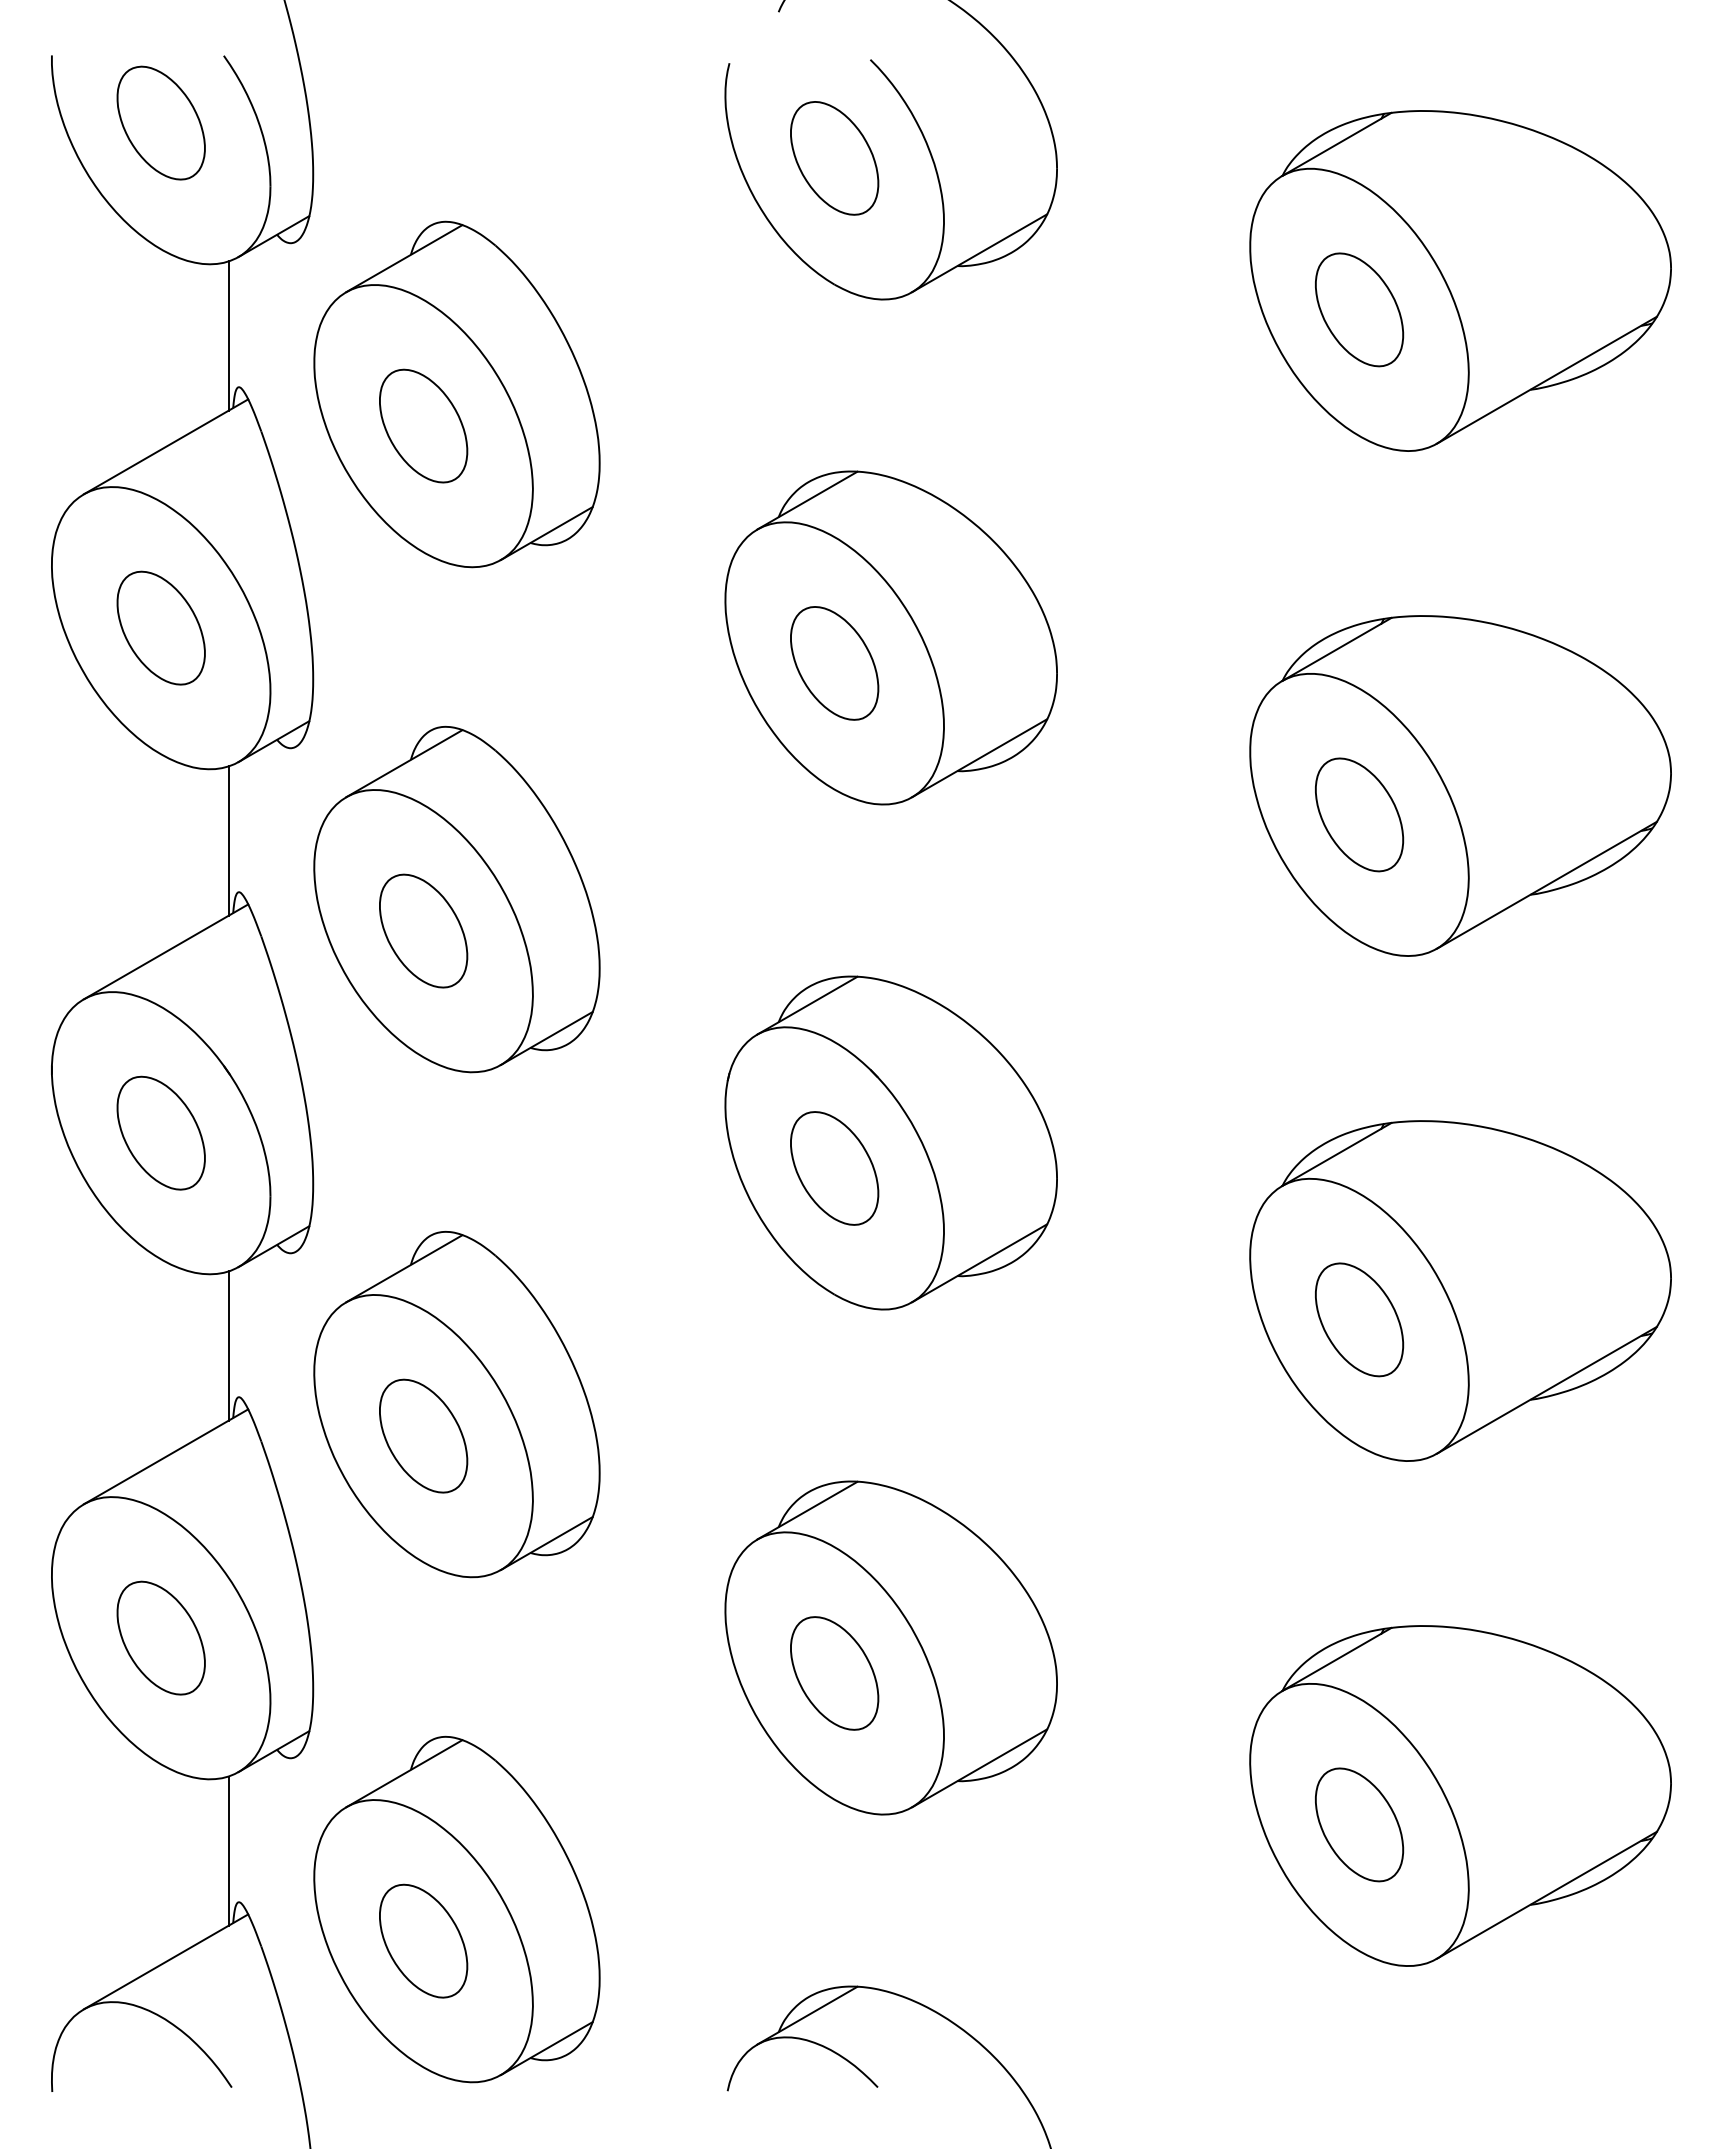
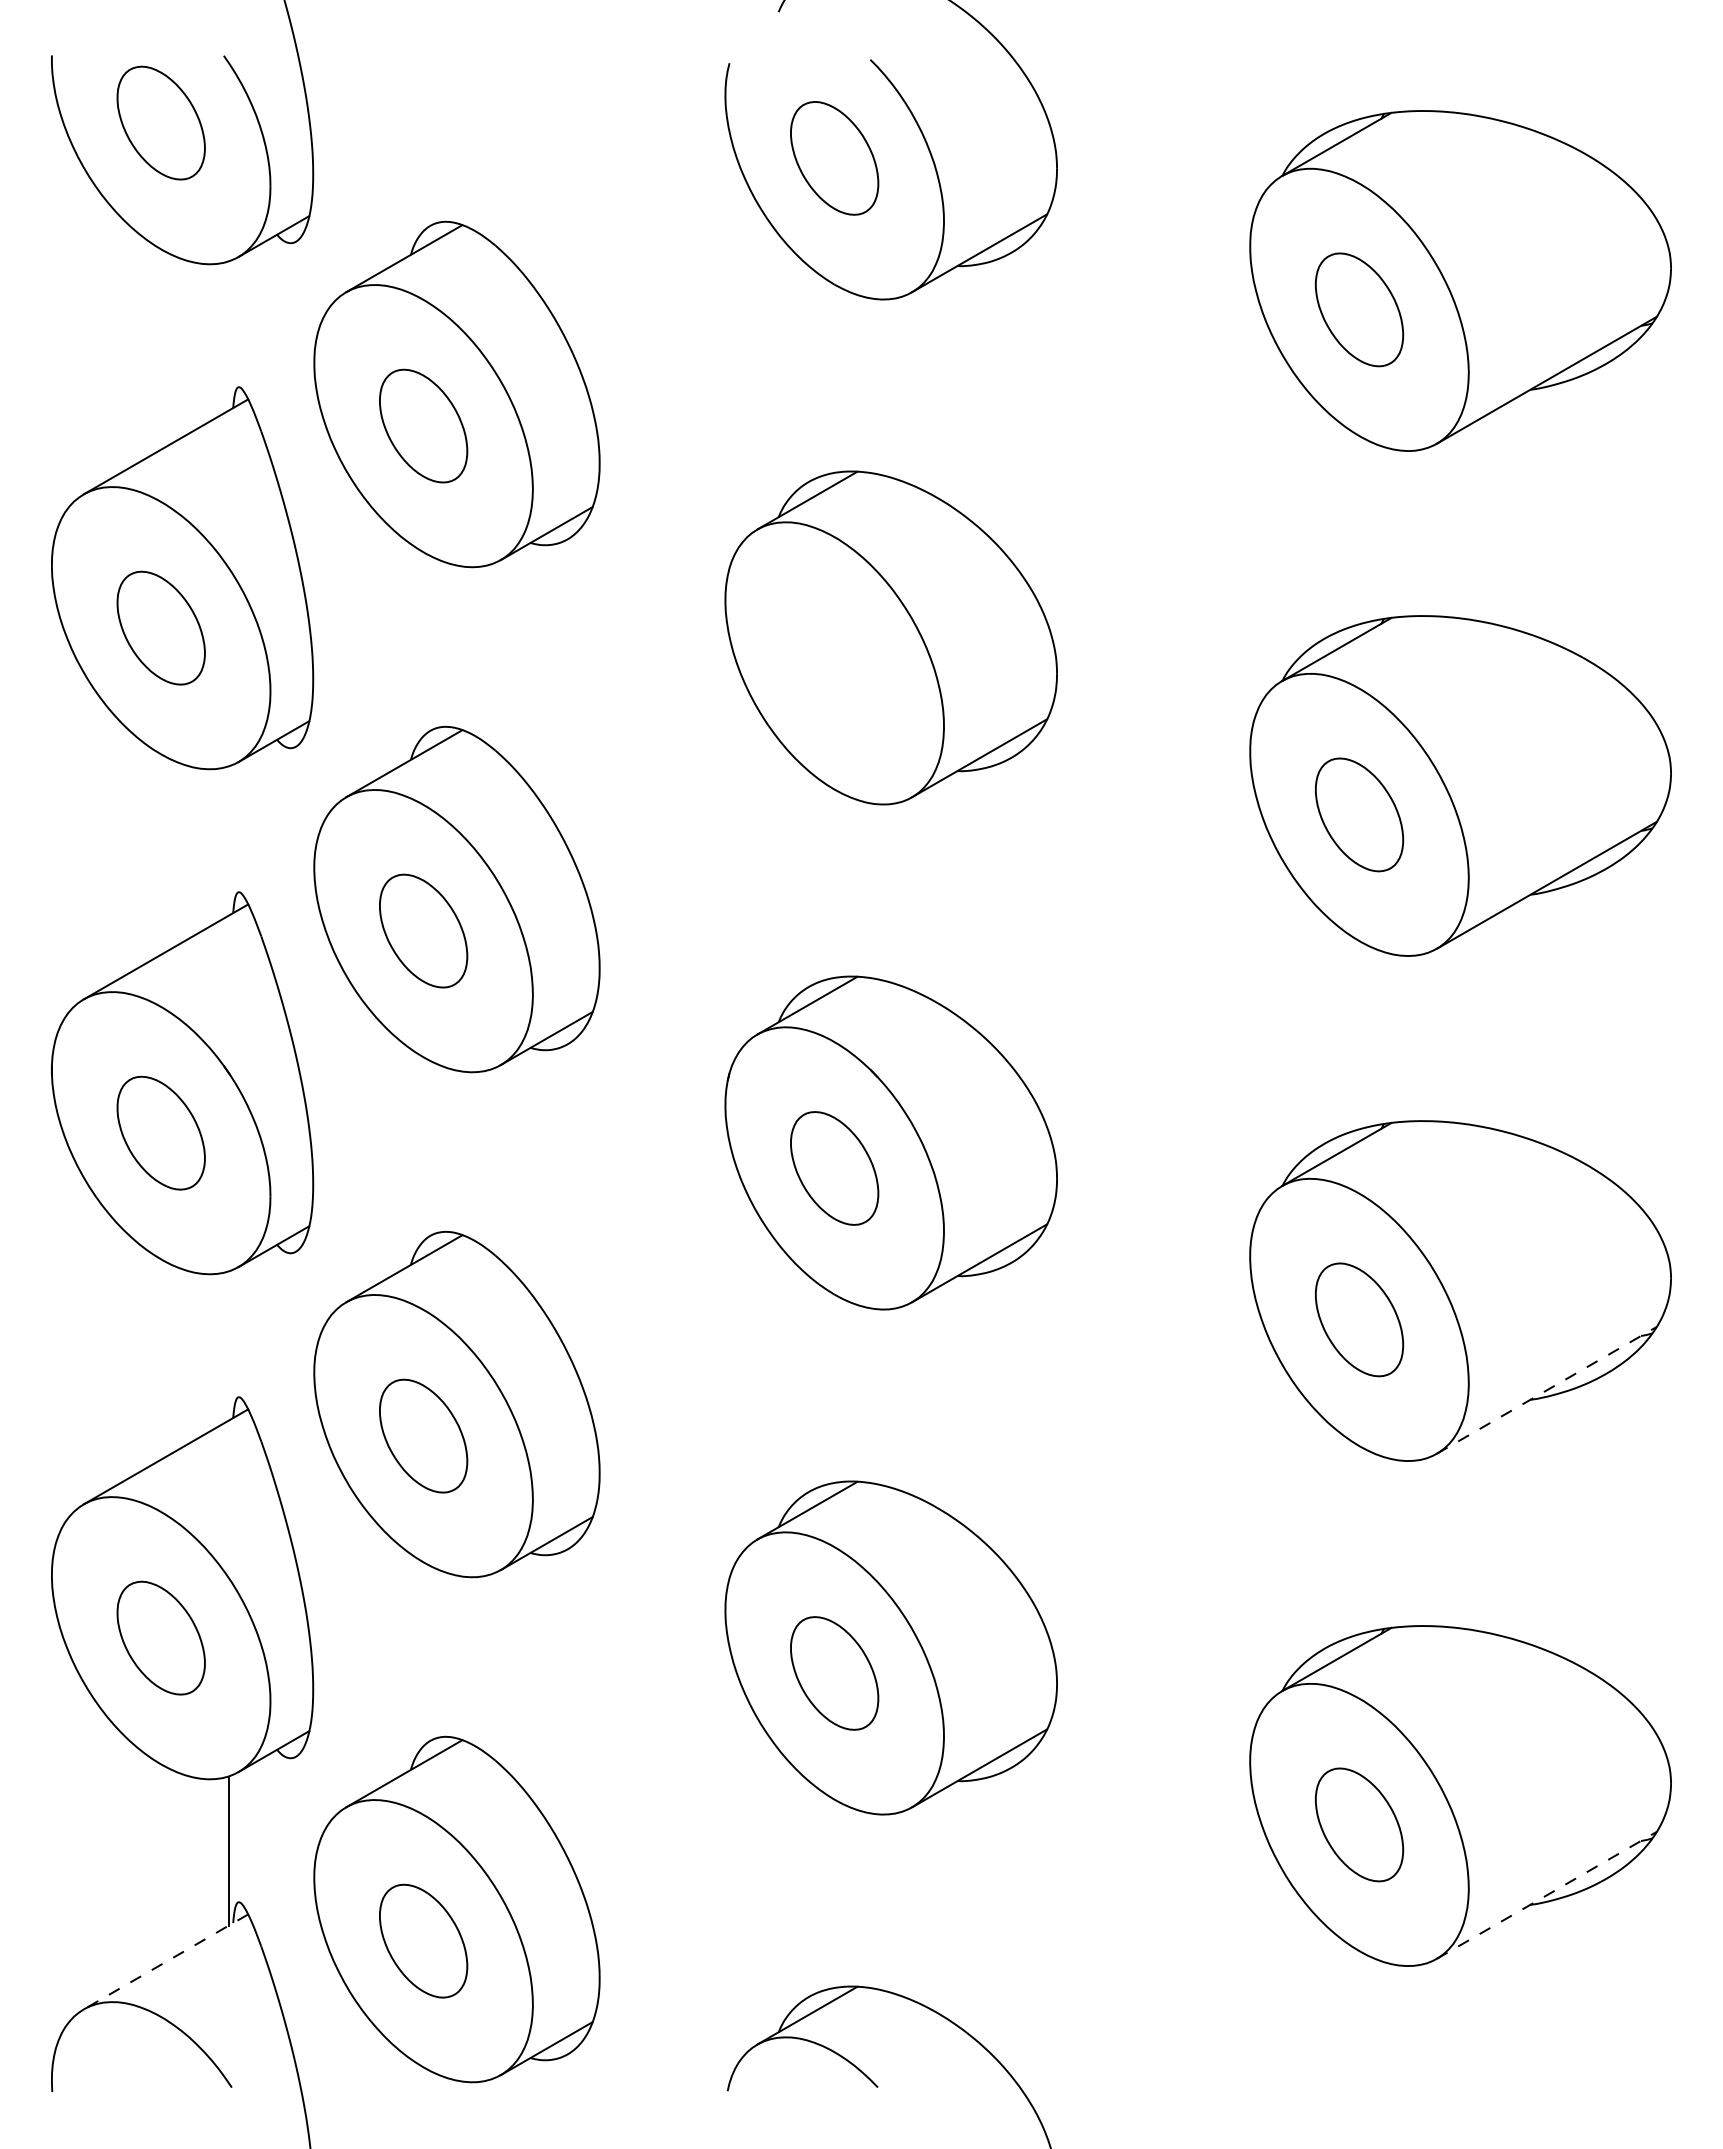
line: present -> none (228, 335)
part: present -> none (834, 663)
line: present -> none (228, 840)
line: present -> none (228, 1345)
line: solid -> dashed (1547, 1390)
line: solid -> dashed (1547, 1895)
line: solid -> dashed (166, 1961)
